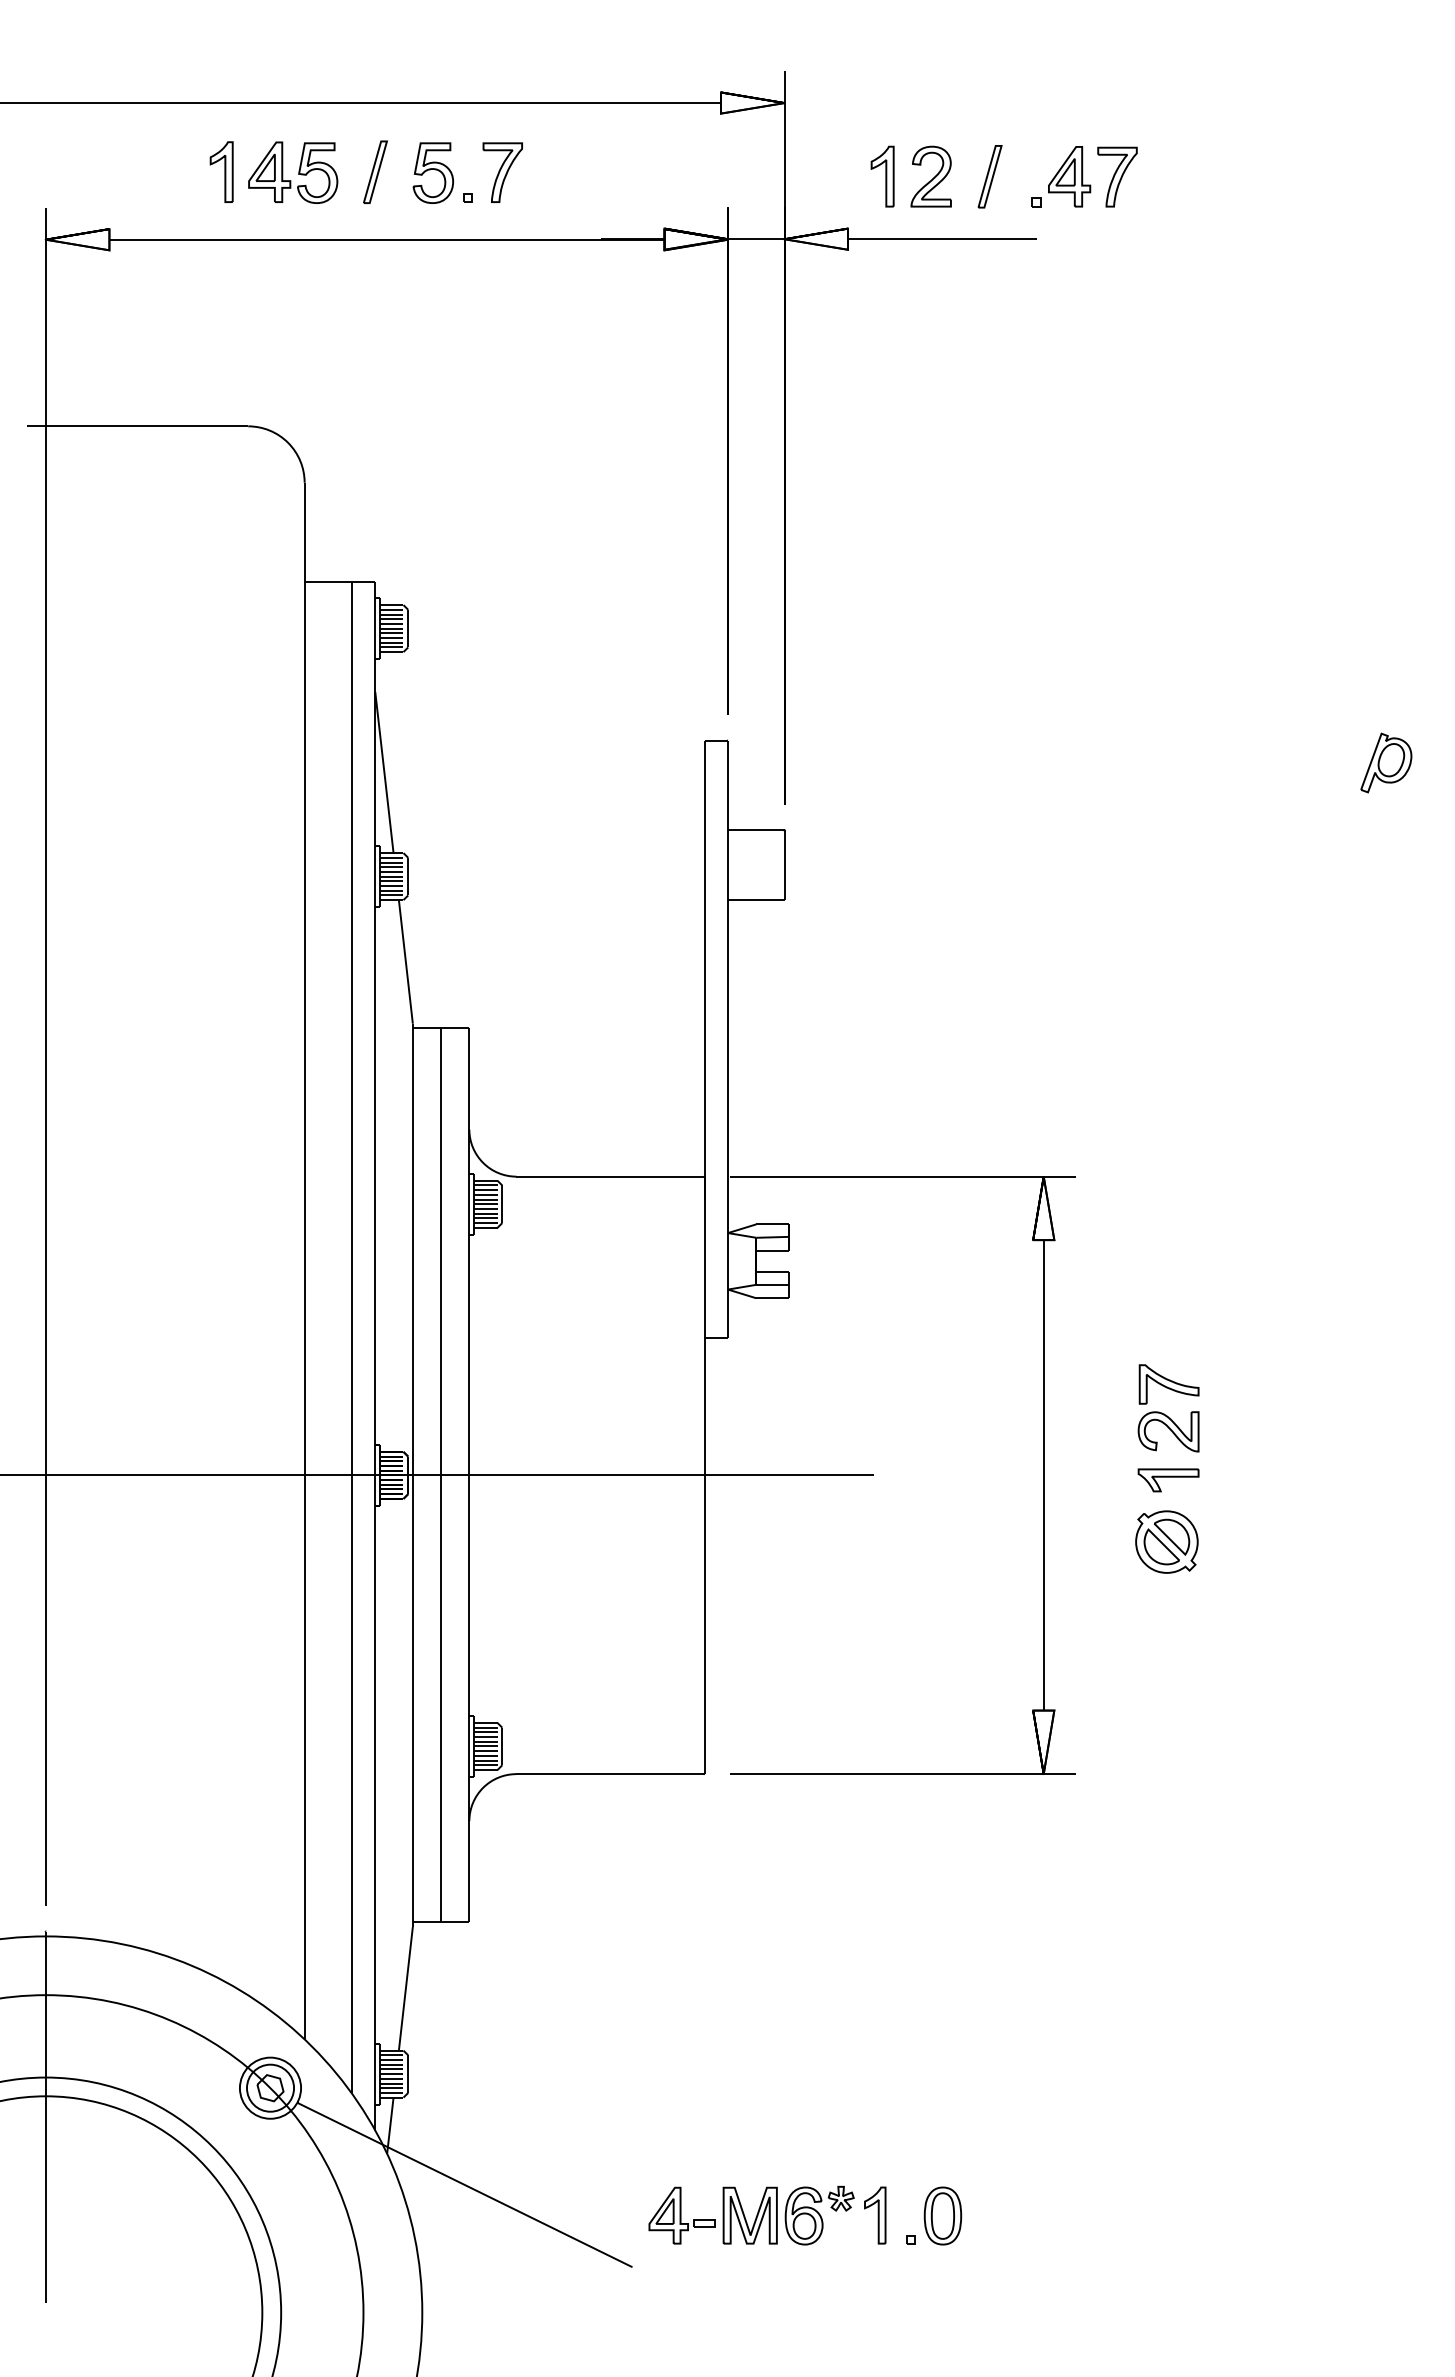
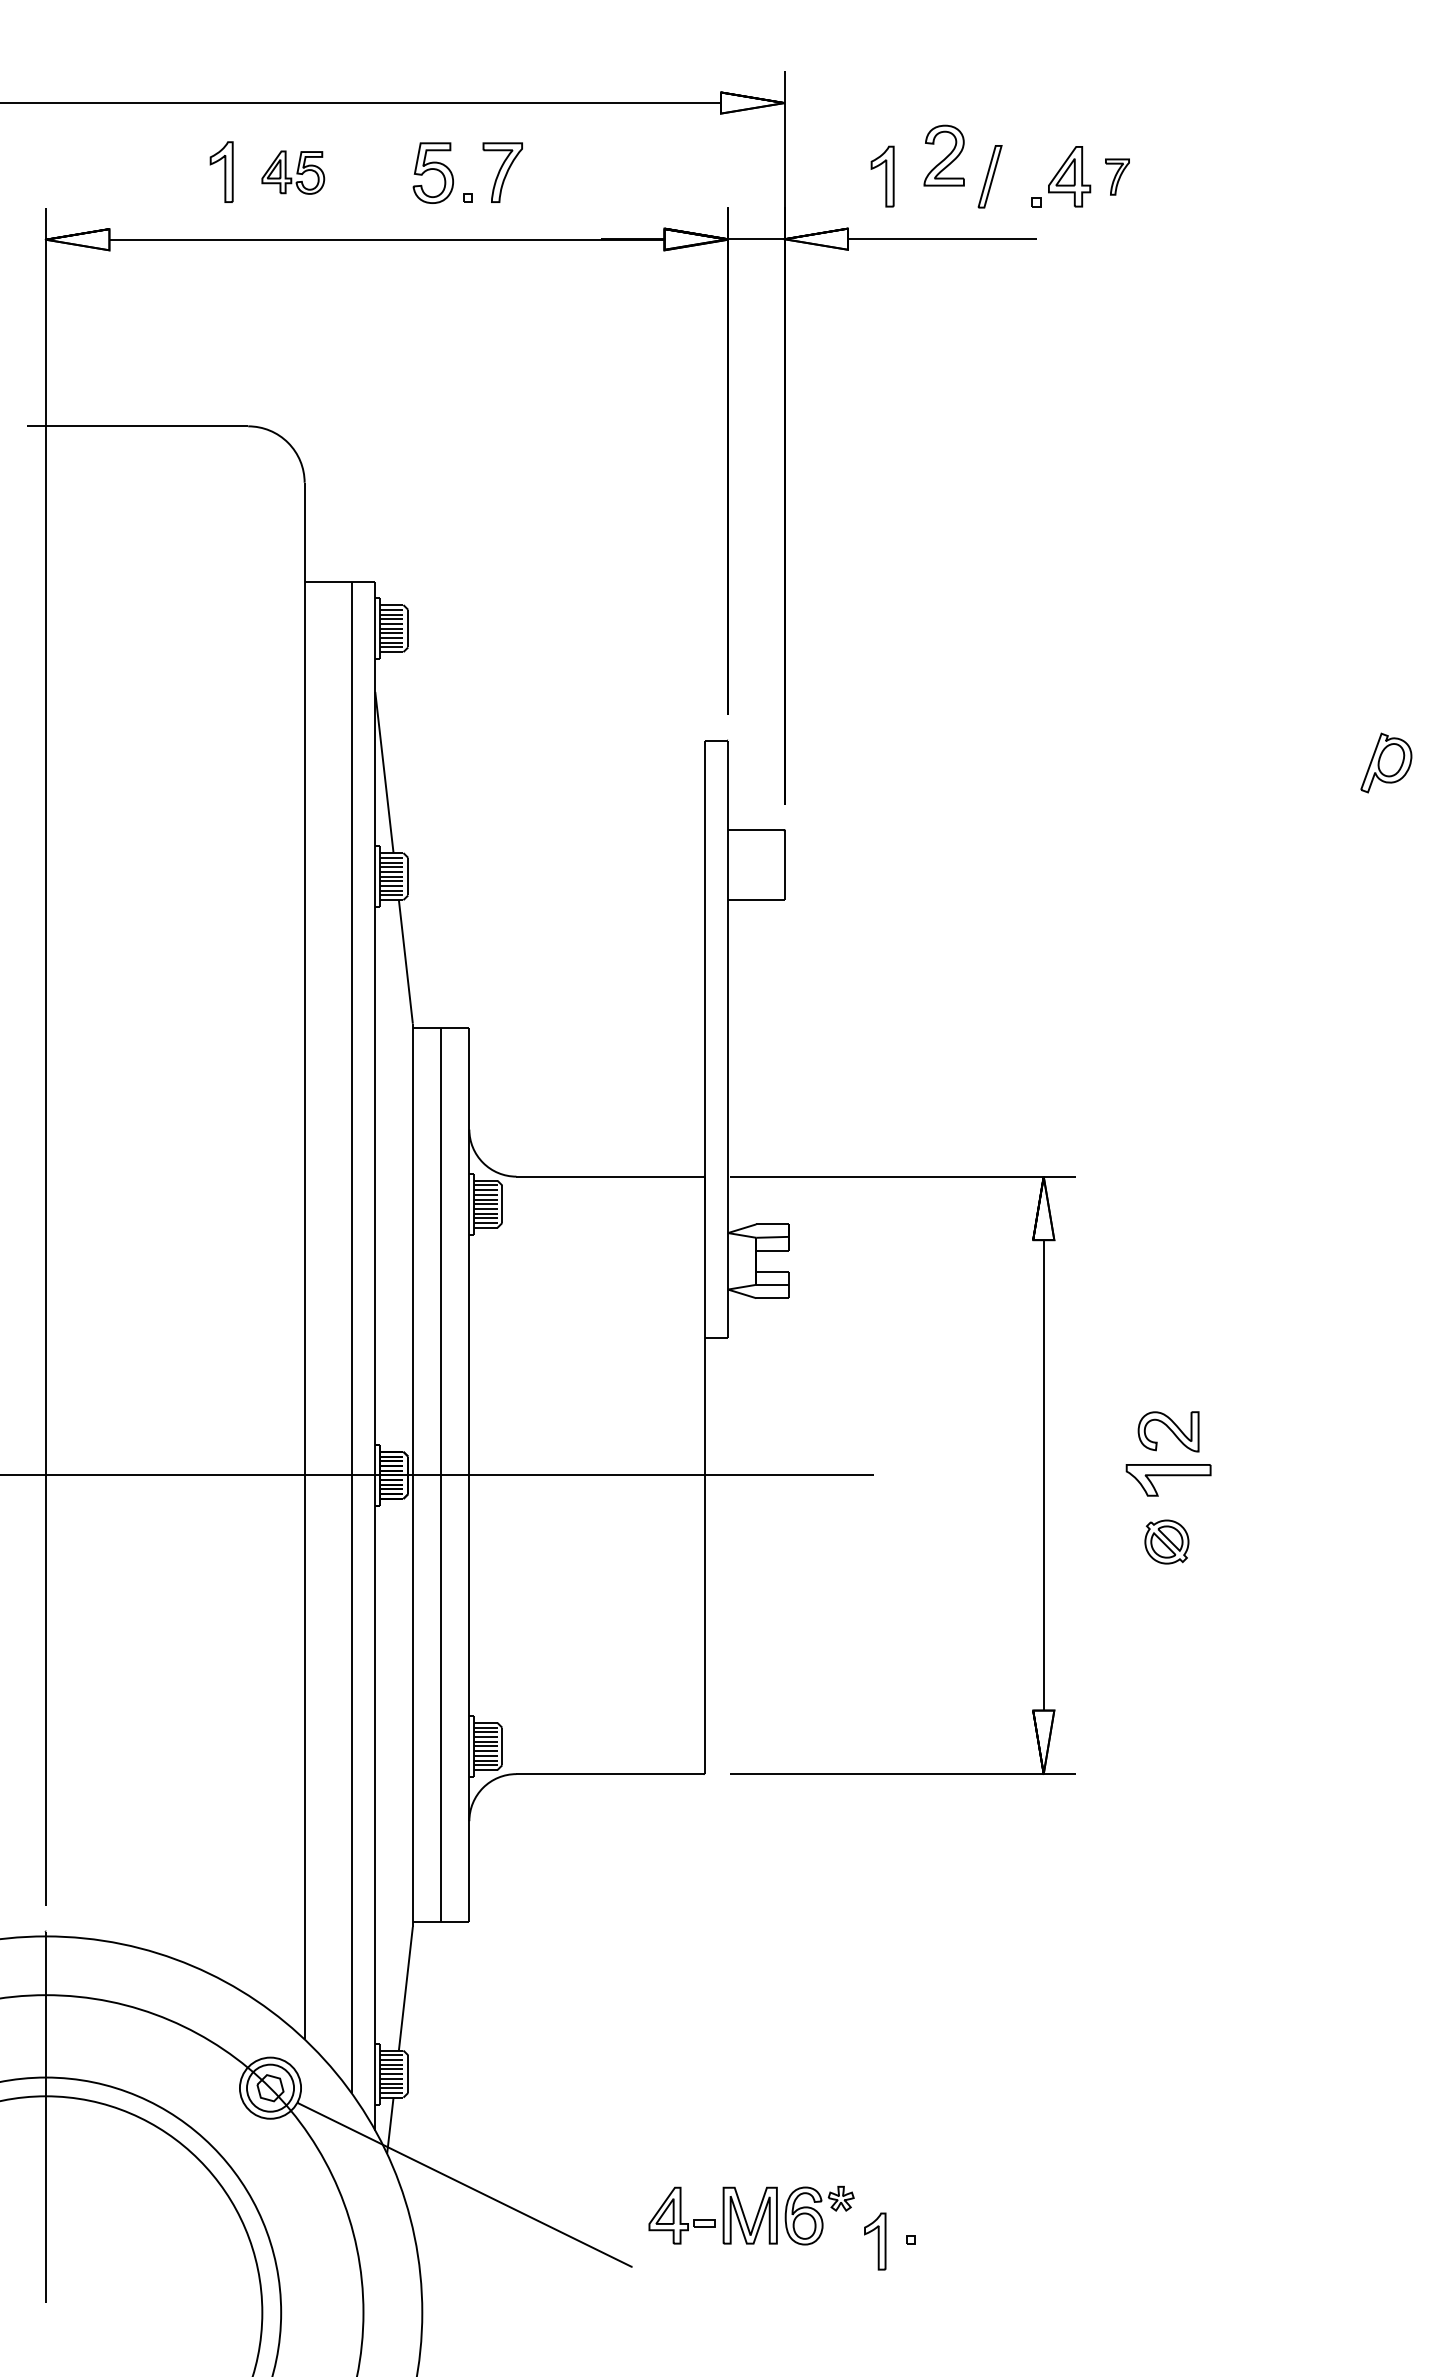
part: present -> none (375, 171)
part size: 91x63 px -> 65x45 px (293, 172)
part position: (930, 176) -> (943, 155) (943, 155)
part size: 41x62 px -> 25x38 px (1117, 176)
part: present -> none (1168, 1384)
part size: 63x25 px -> 87x33 px (1168, 1480)
part size: 64x64 px -> 46x46 px (1166, 1541)
part position: (875, 2215) -> (875, 2241) (875, 2241)
part: present -> none (942, 2215)
